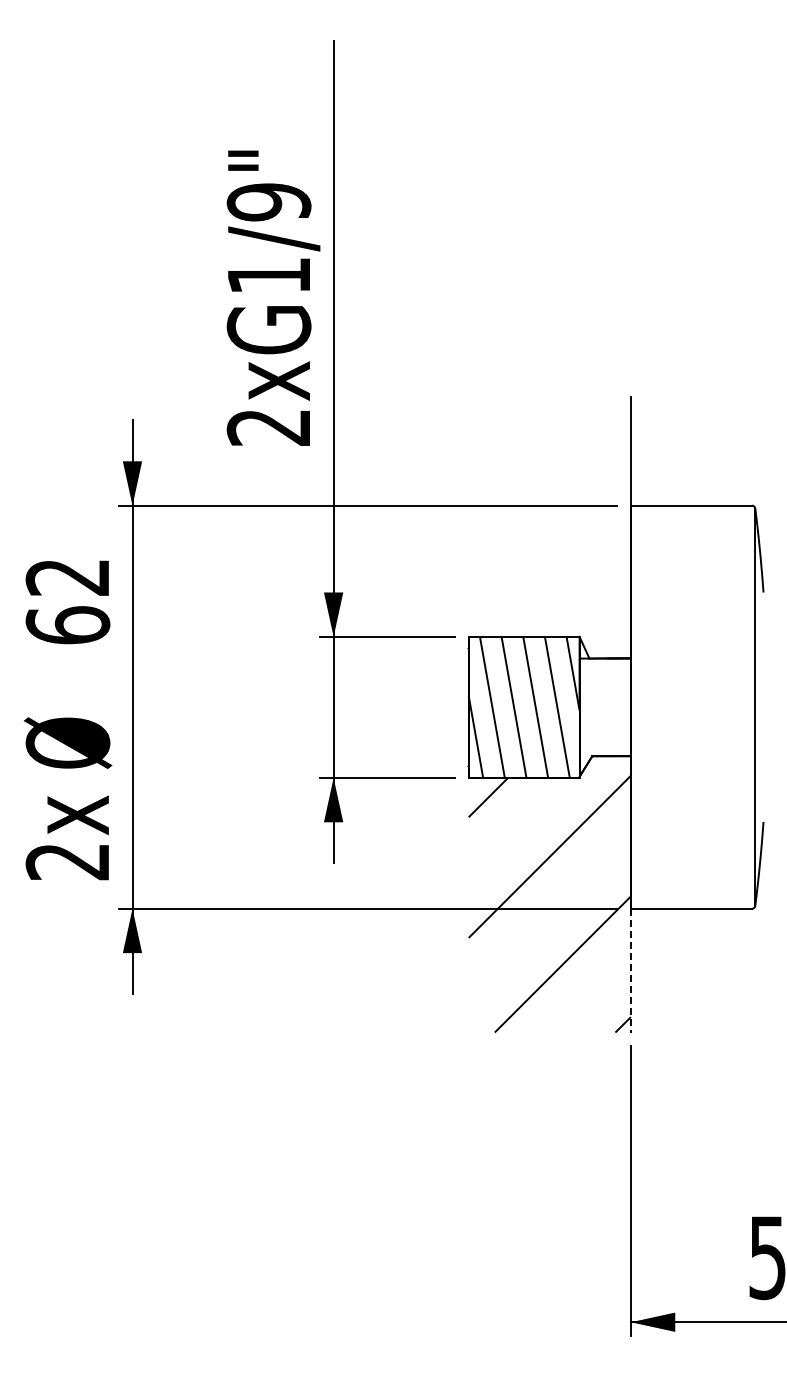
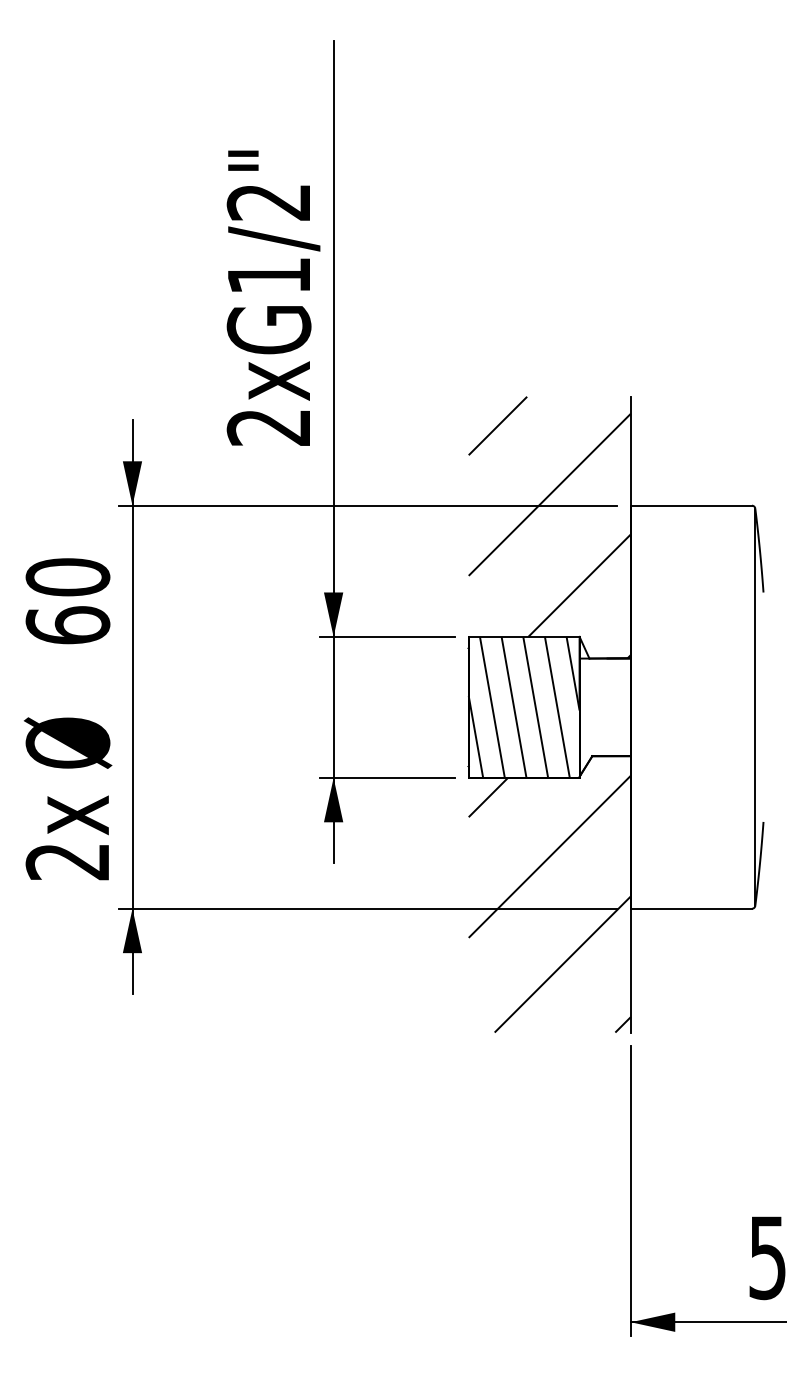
text: 2xG1/9" -> 2xG1/2" (268, 202)
hatch: none -> present (549, 527)
text: 62 -> 60 (67, 577)
line: dashed -> solid (630, 970)
